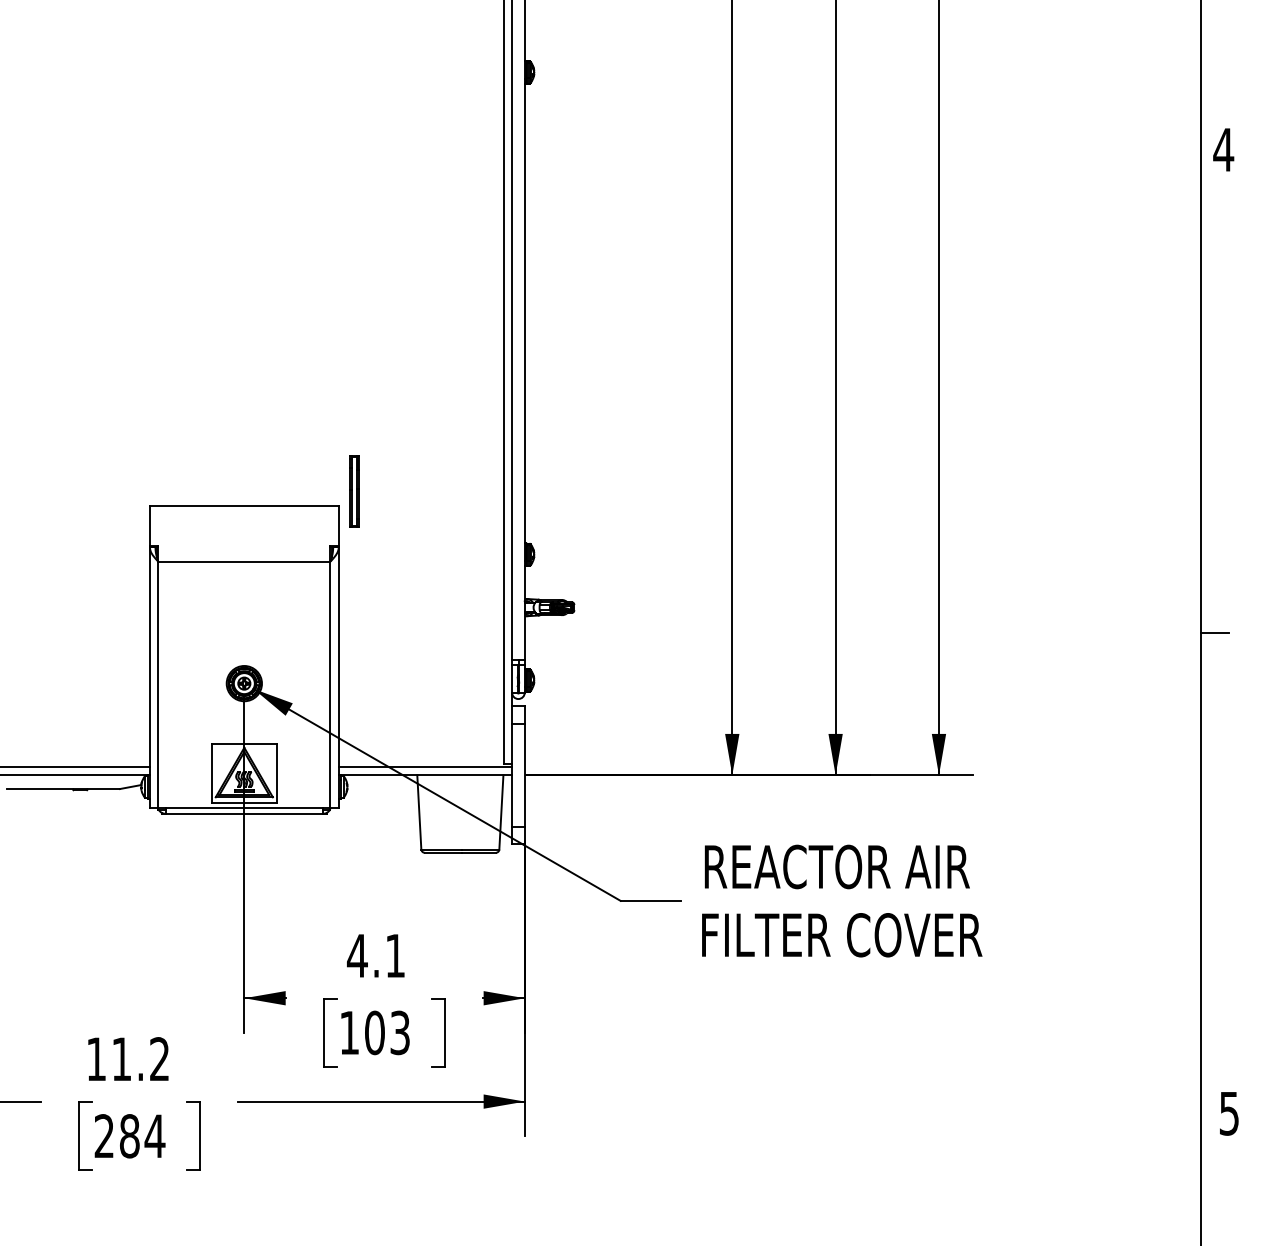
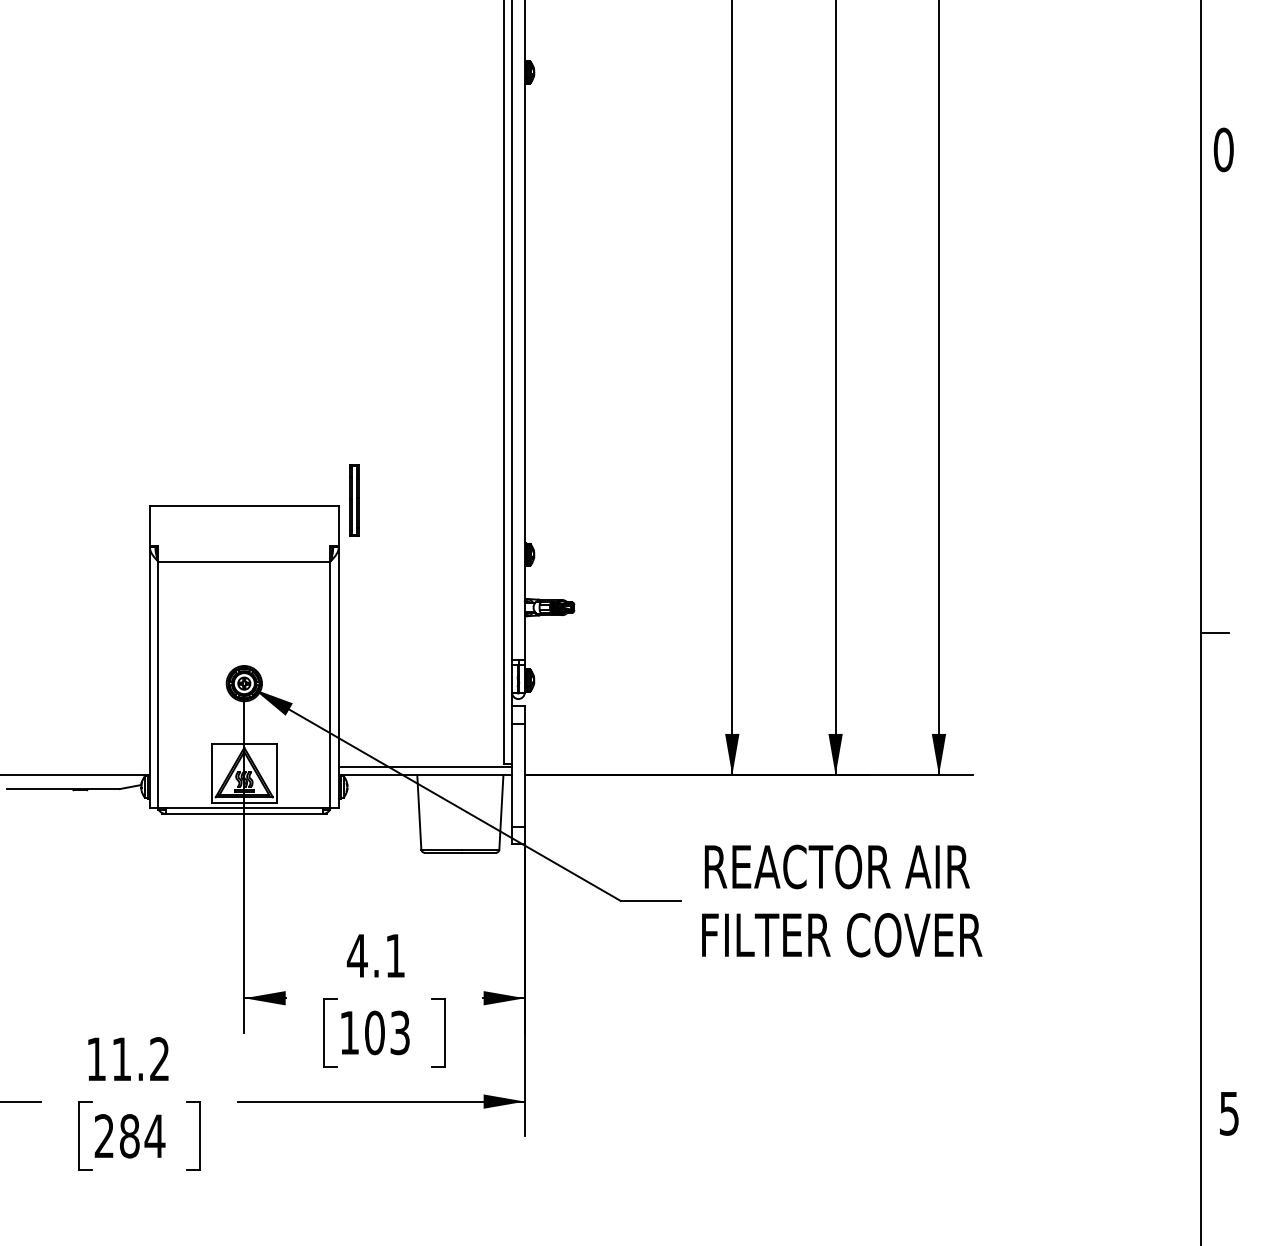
text: 4 -> 0 (1223, 149)
part position: (354, 491) -> (354, 500) (354, 500)
line: present -> none (75, 767)
